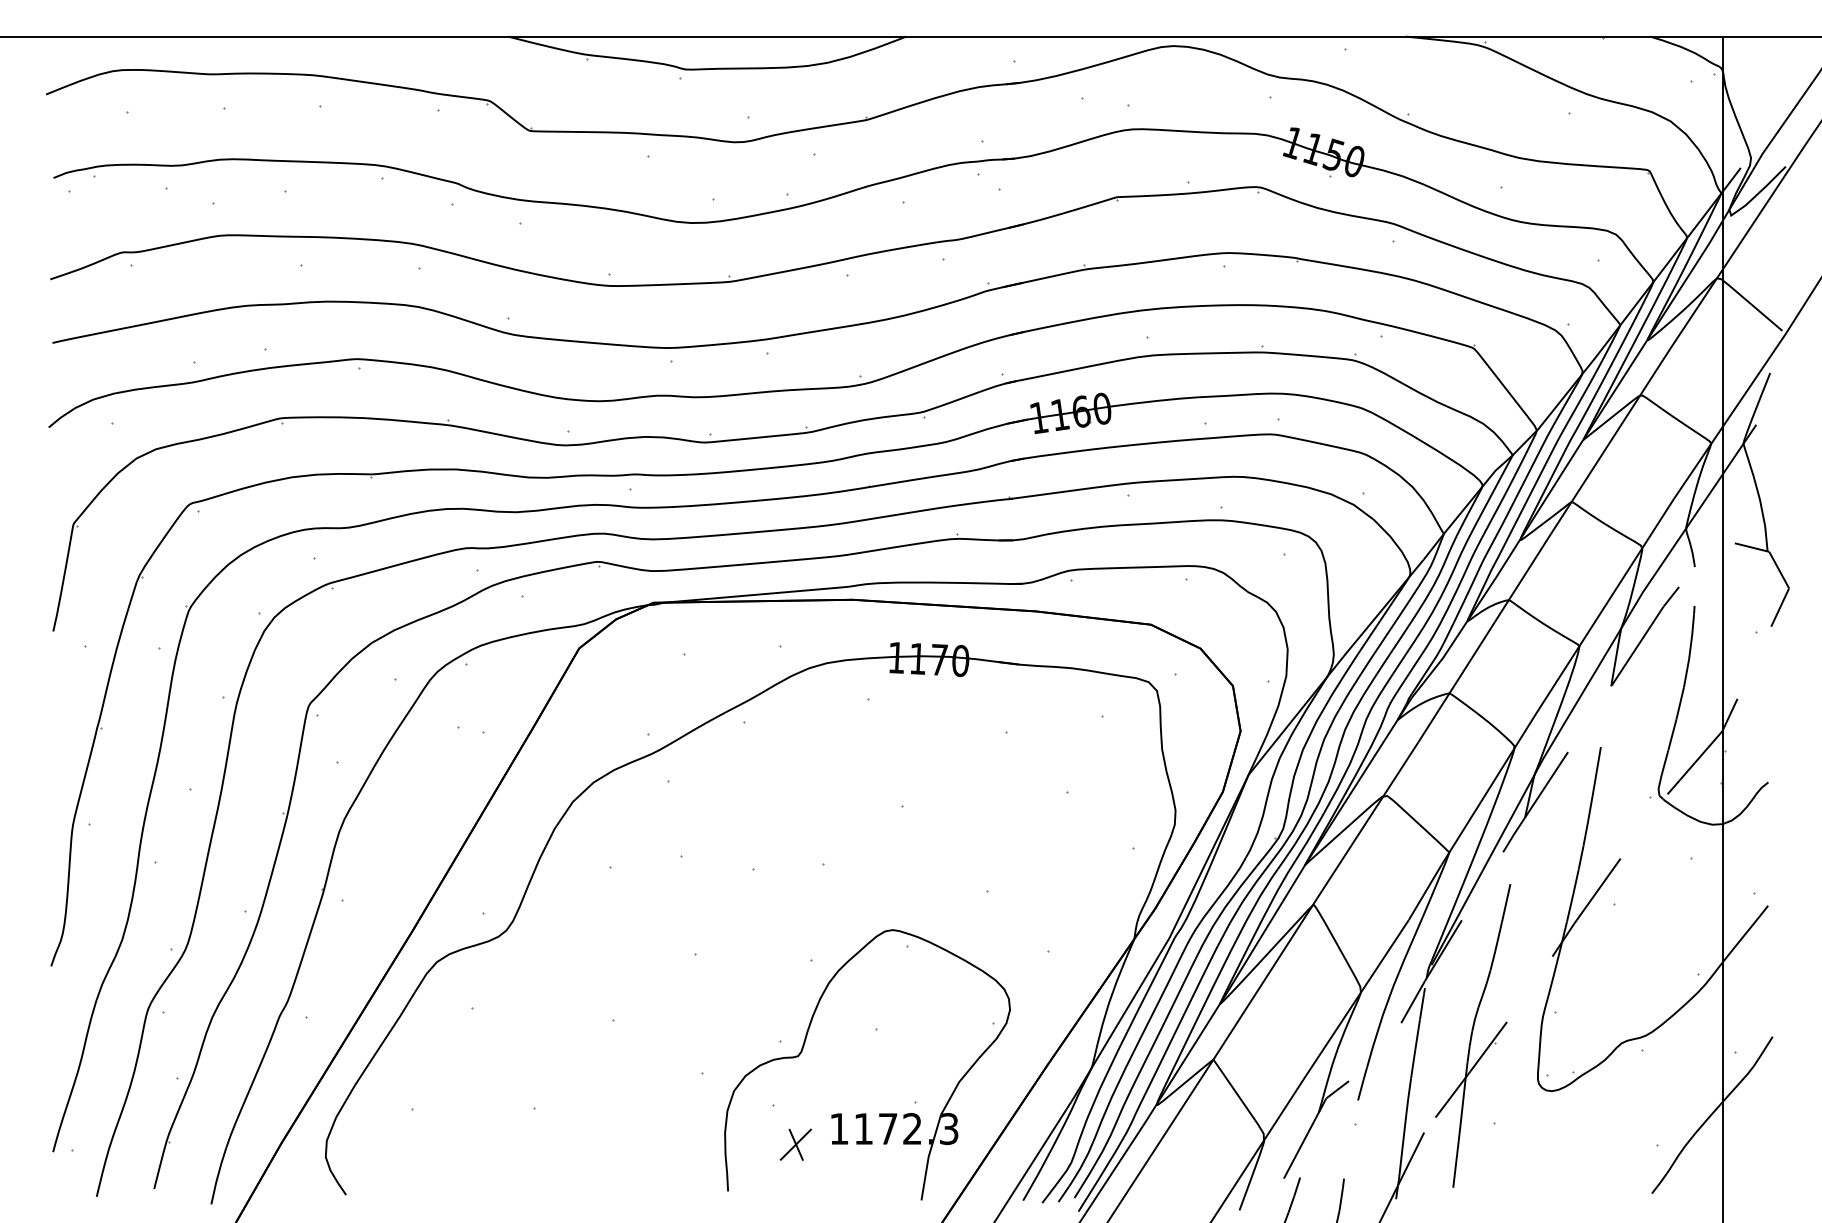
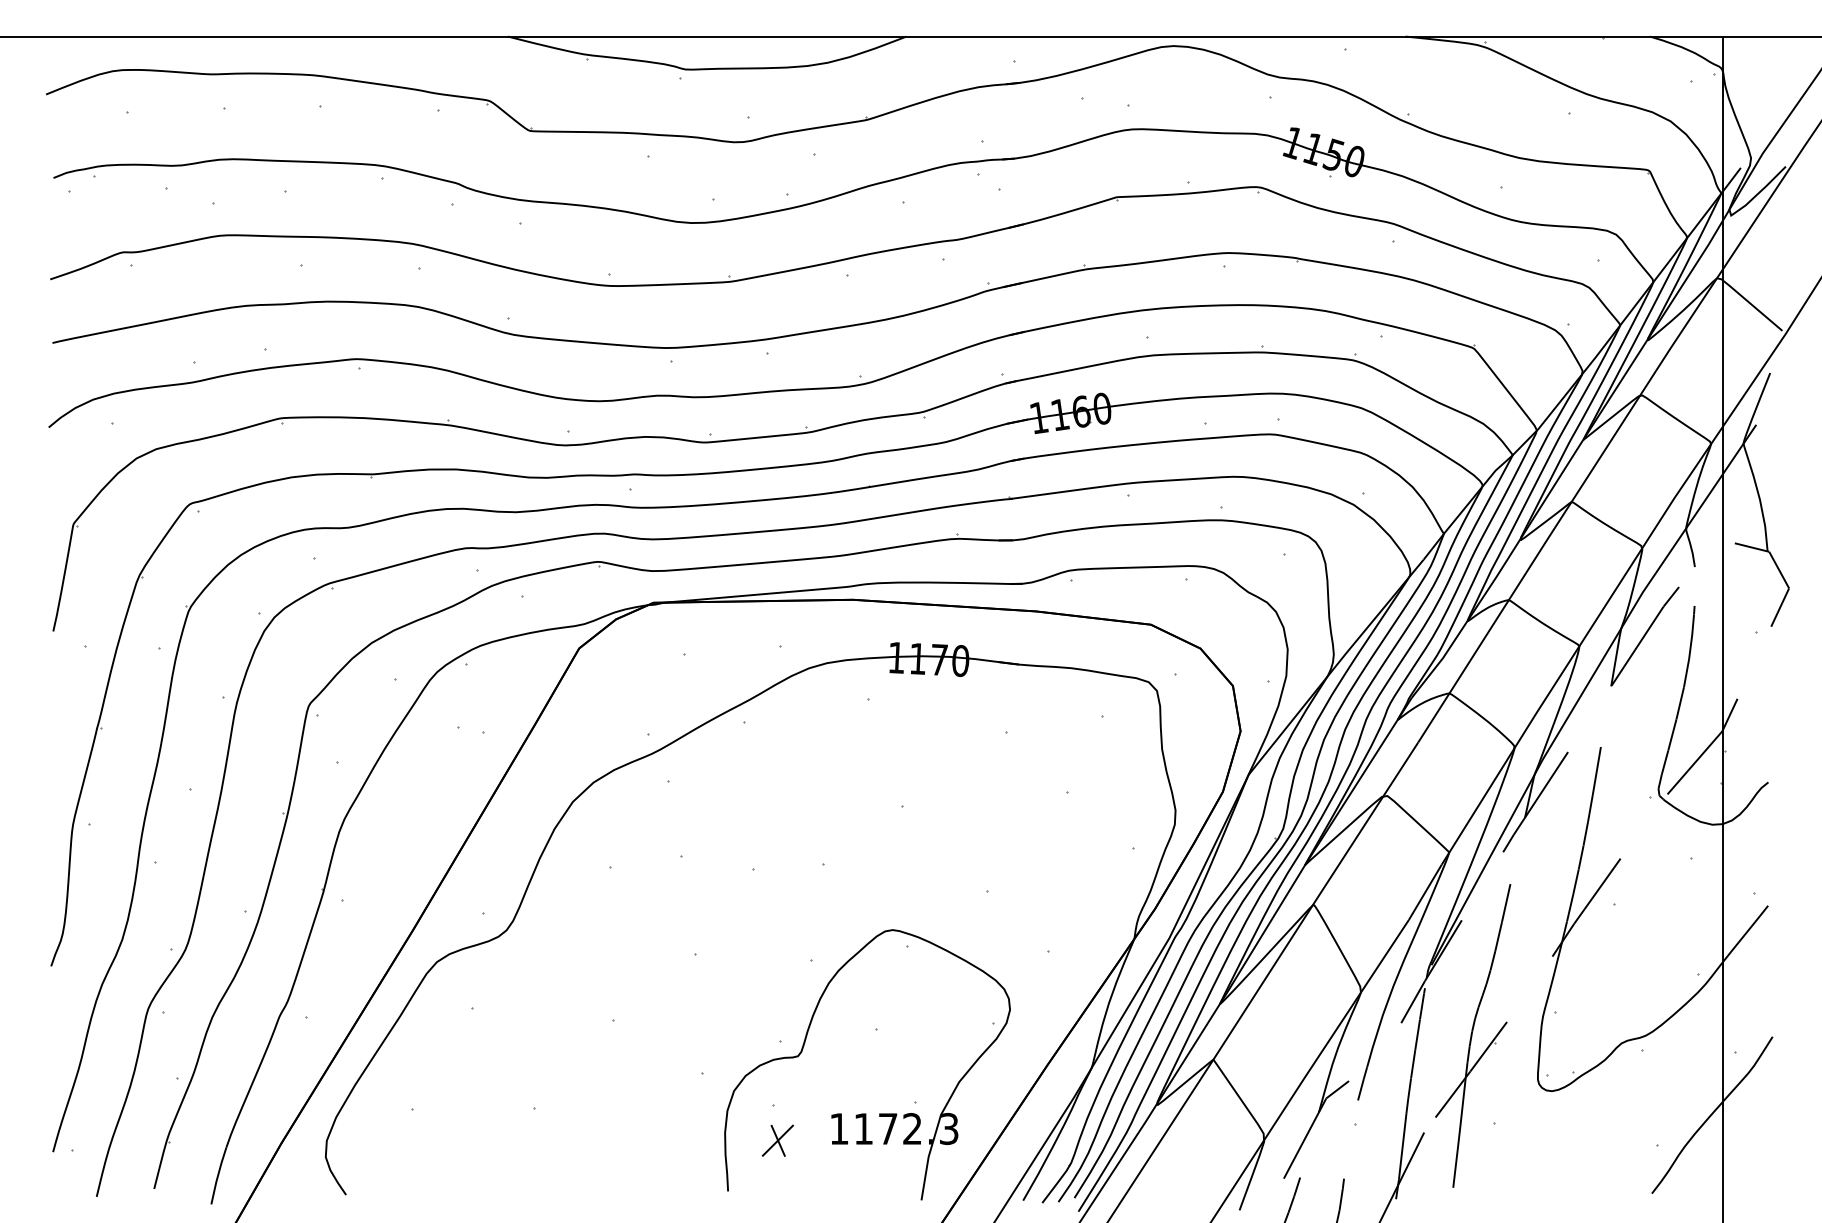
part position: (795, 1144) -> (777, 1140) (777, 1140)
